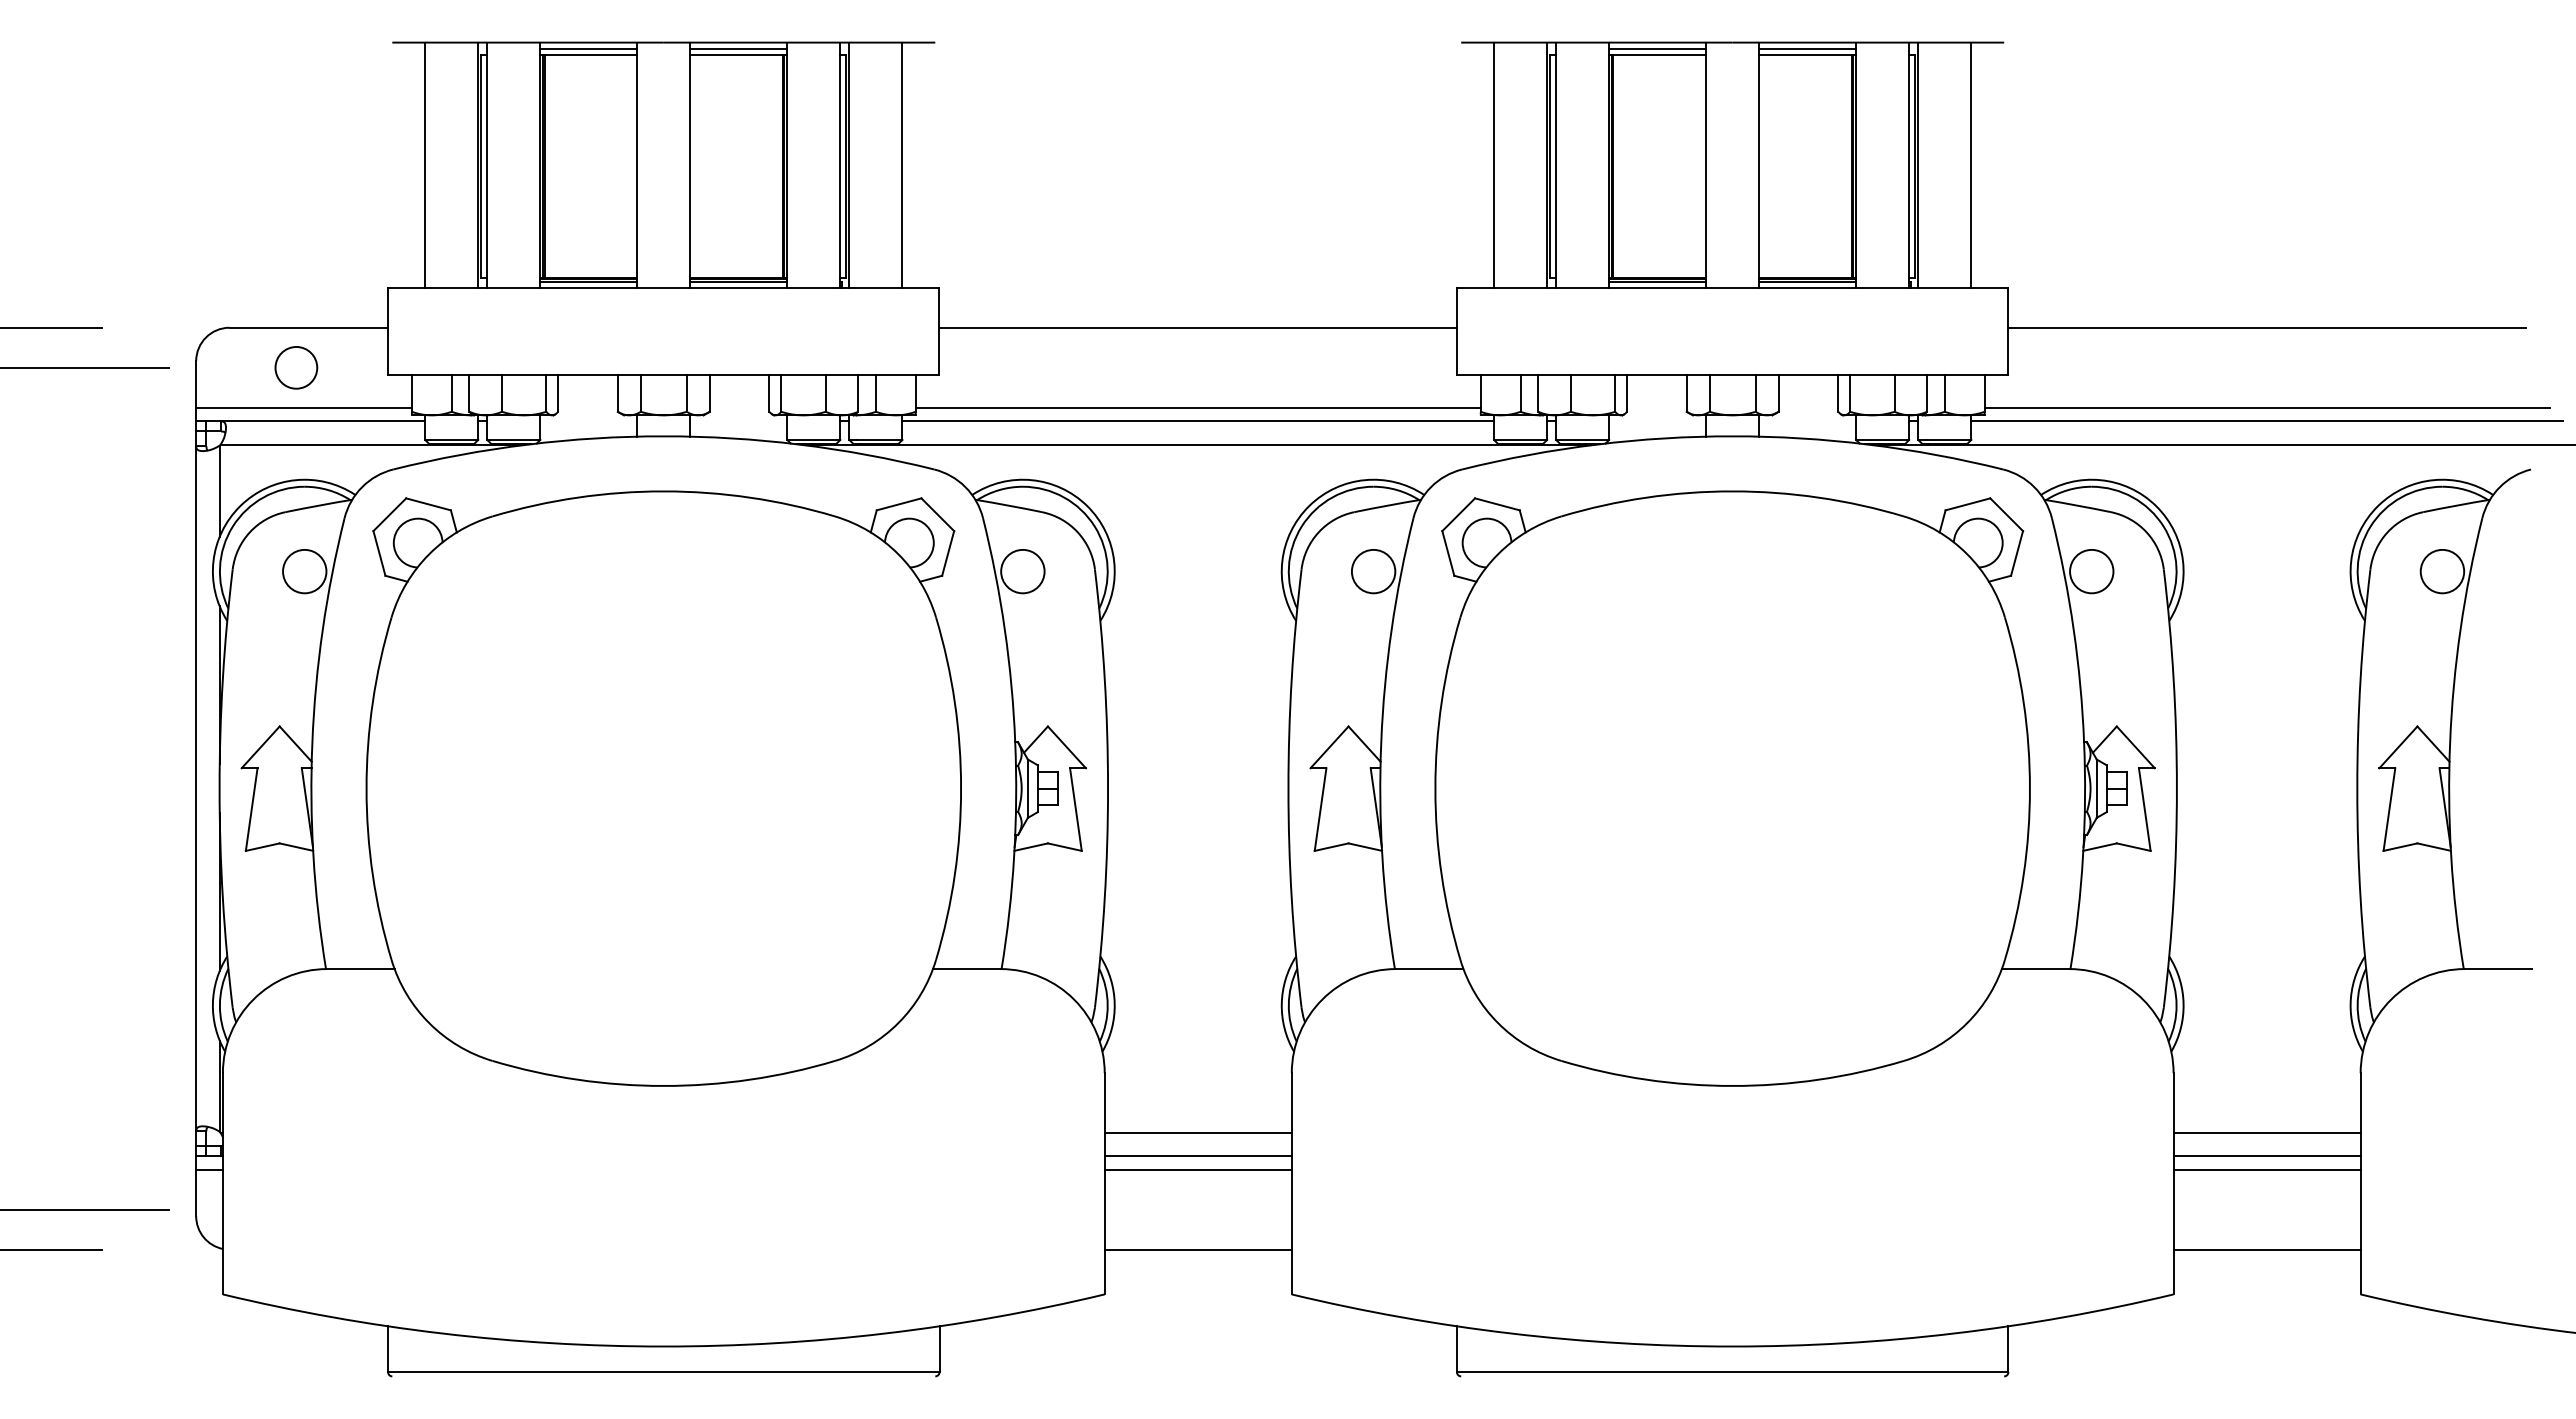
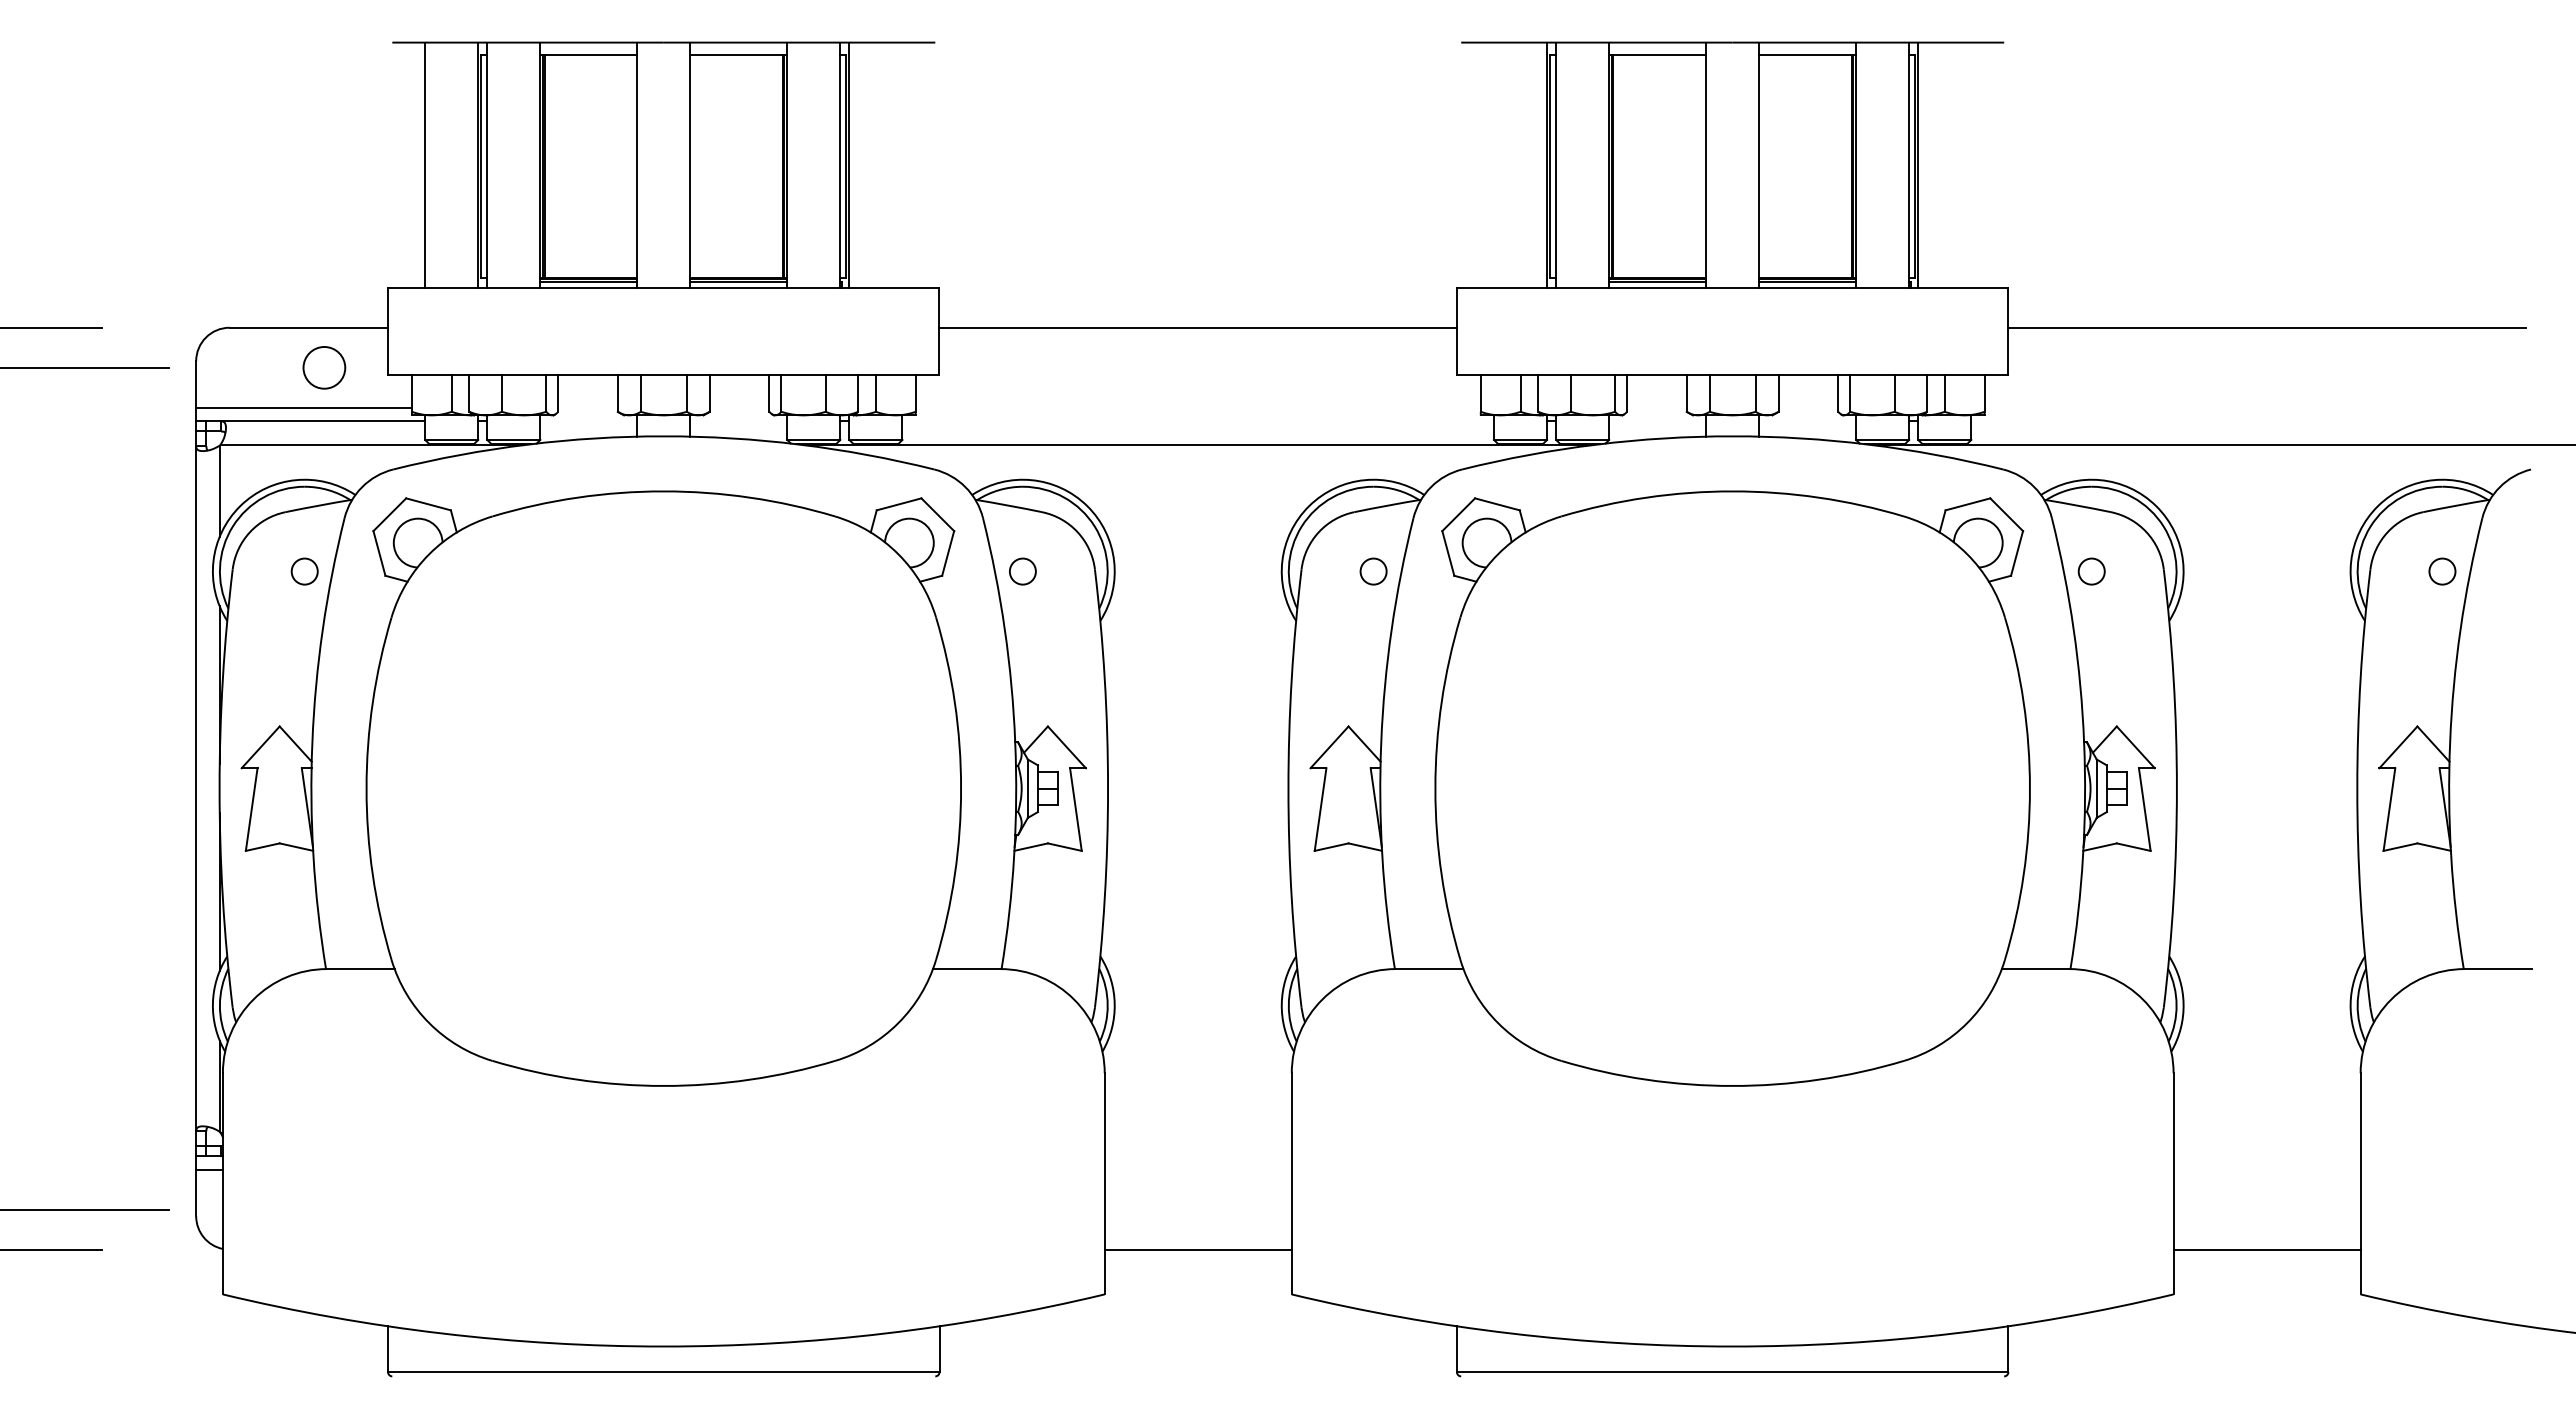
line: present -> none (588, 49)
line: present -> none (738, 49)
line: present -> none (1657, 49)
line: present -> none (1807, 49)
line: present -> none (902, 164)
line: present -> none (1494, 164)
line: present -> none (1971, 164)
circle position: (296, 367) -> (324, 367) (324, 367)
line: present -> none (1197, 407)
line: present -> none (2266, 407)
line: present -> none (1198, 421)
line: present -> none (2266, 421)
circle diameter: 43 px -> 26 px (304, 571)
circle diameter: 43 px -> 26 px (1022, 571)
circle diameter: 43 px -> 26 px (1373, 571)
circle diameter: 43 px -> 26 px (2091, 571)
circle diameter: 43 px -> 26 px (2442, 571)
line: present -> none (1197, 1132)
line: present -> none (2266, 1132)
line: present -> none (1197, 1156)
line: present -> none (2266, 1156)
line: present -> none (1197, 1169)
line: present -> none (2266, 1169)
